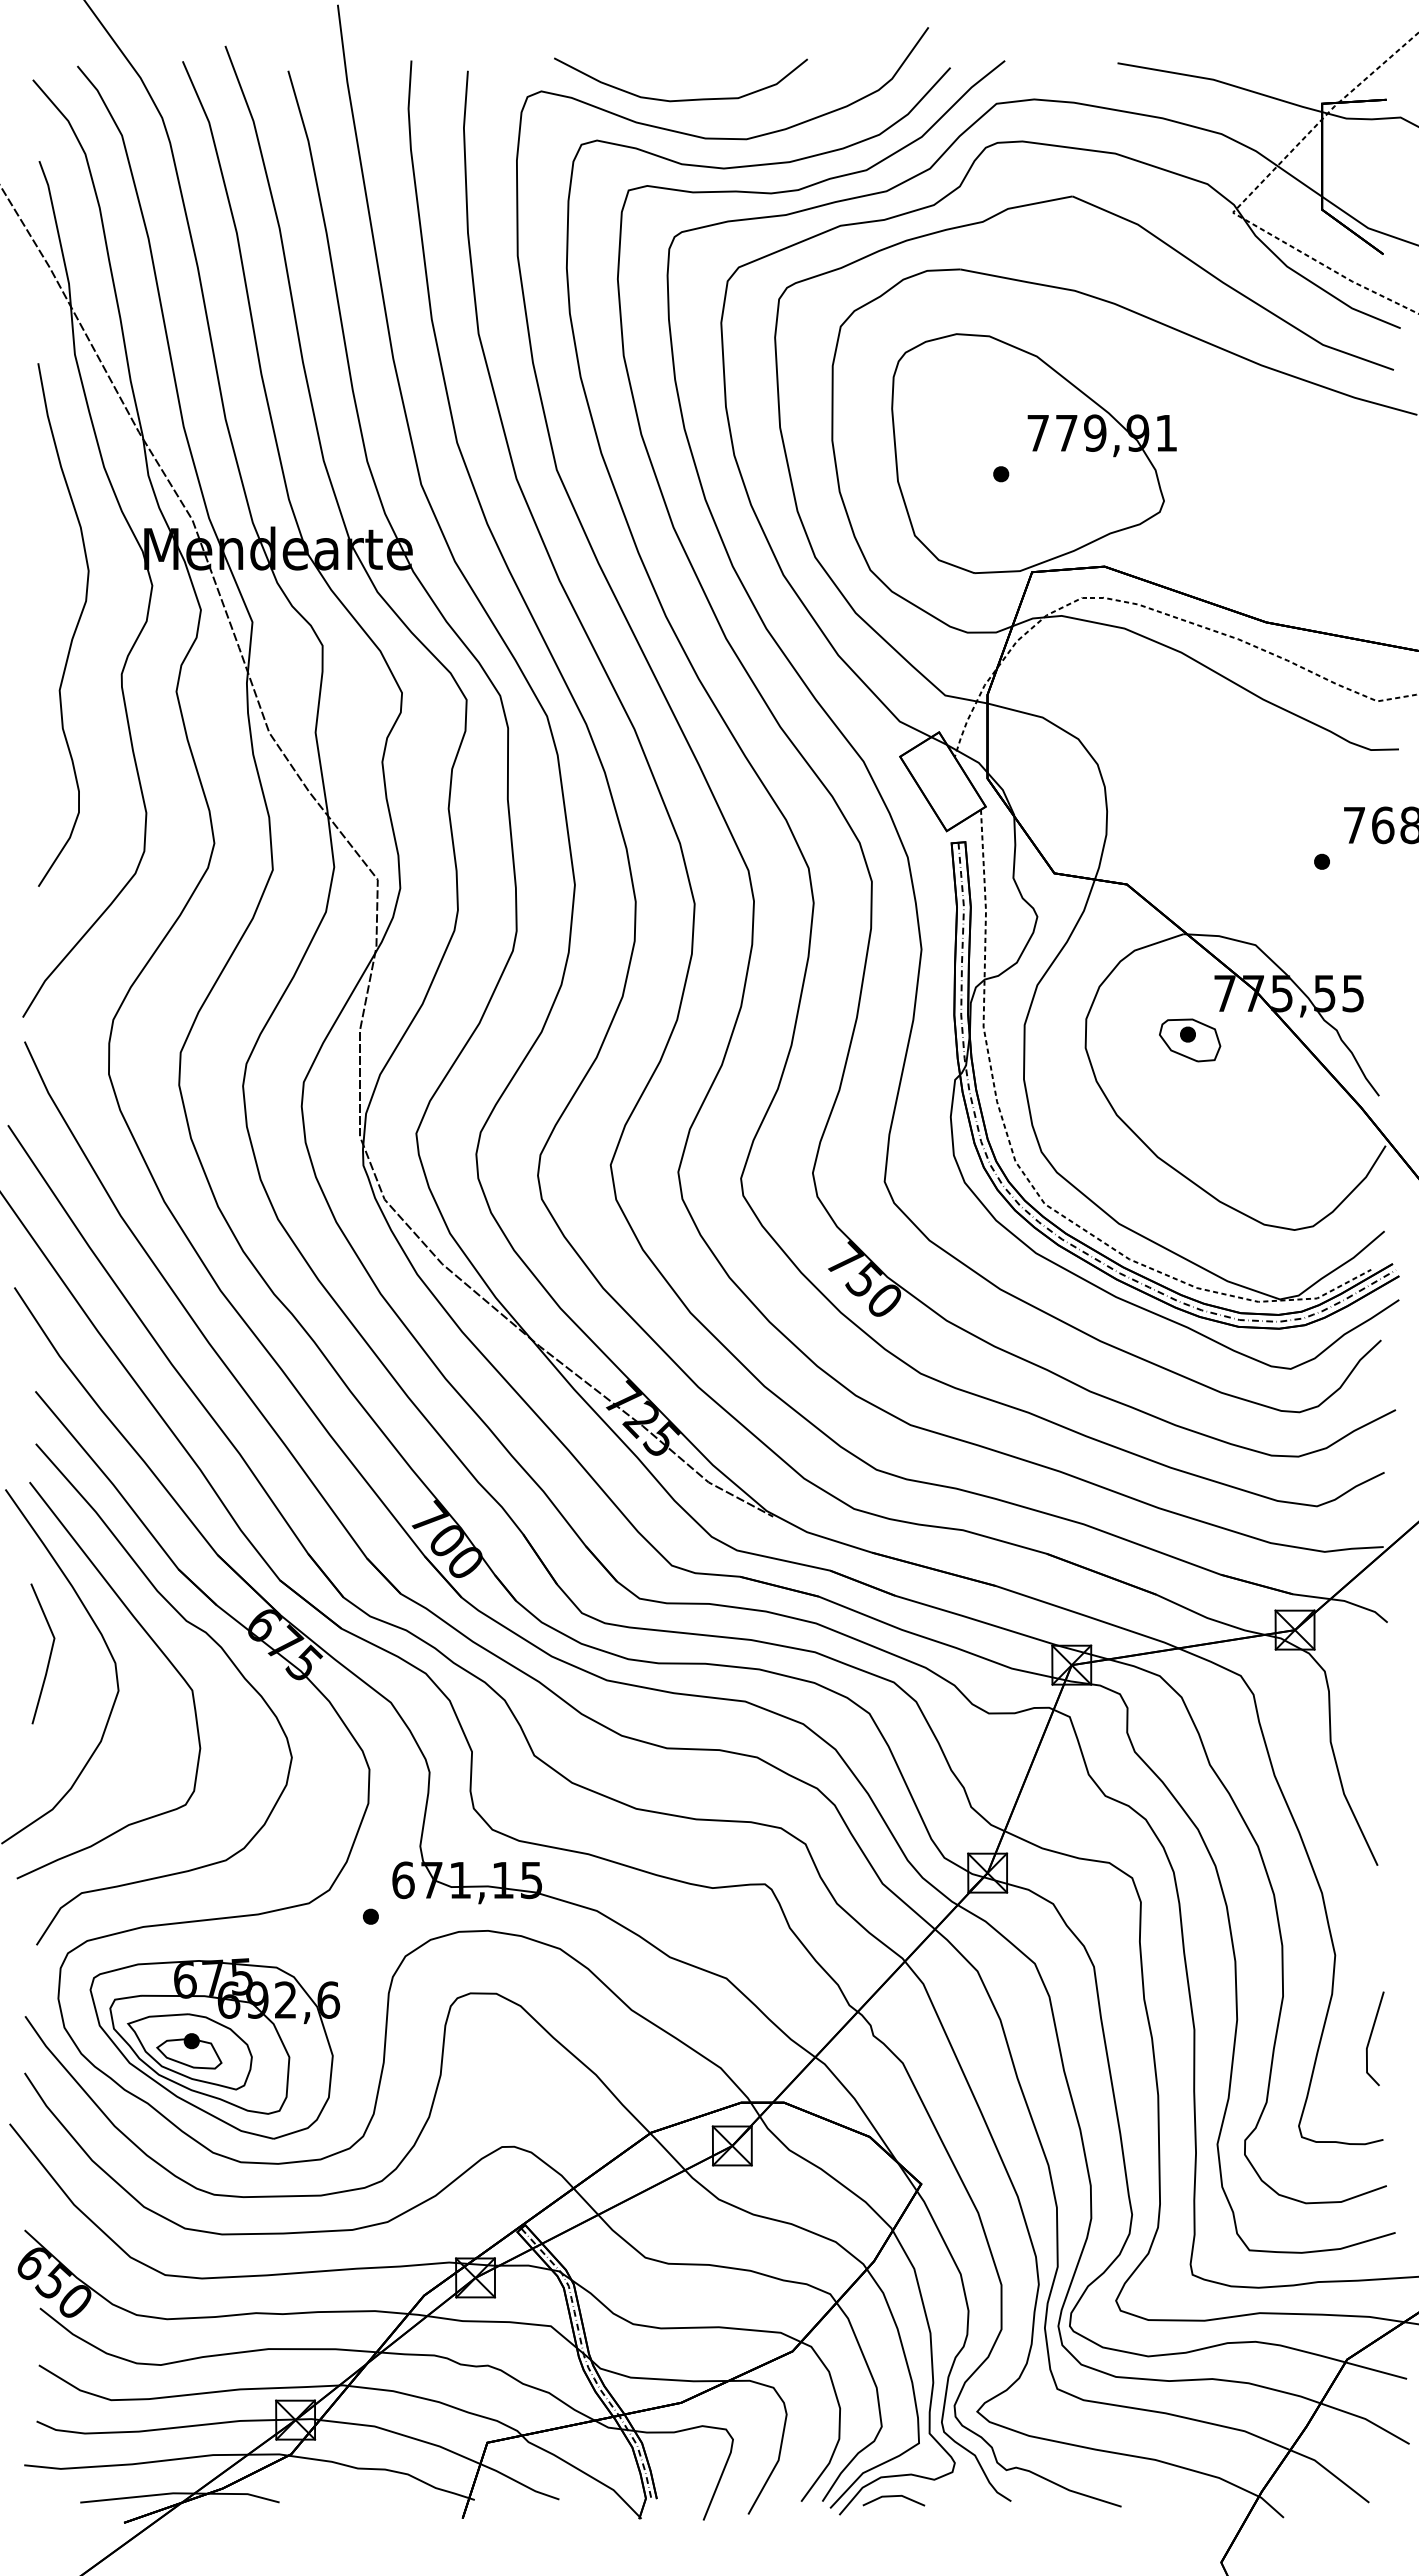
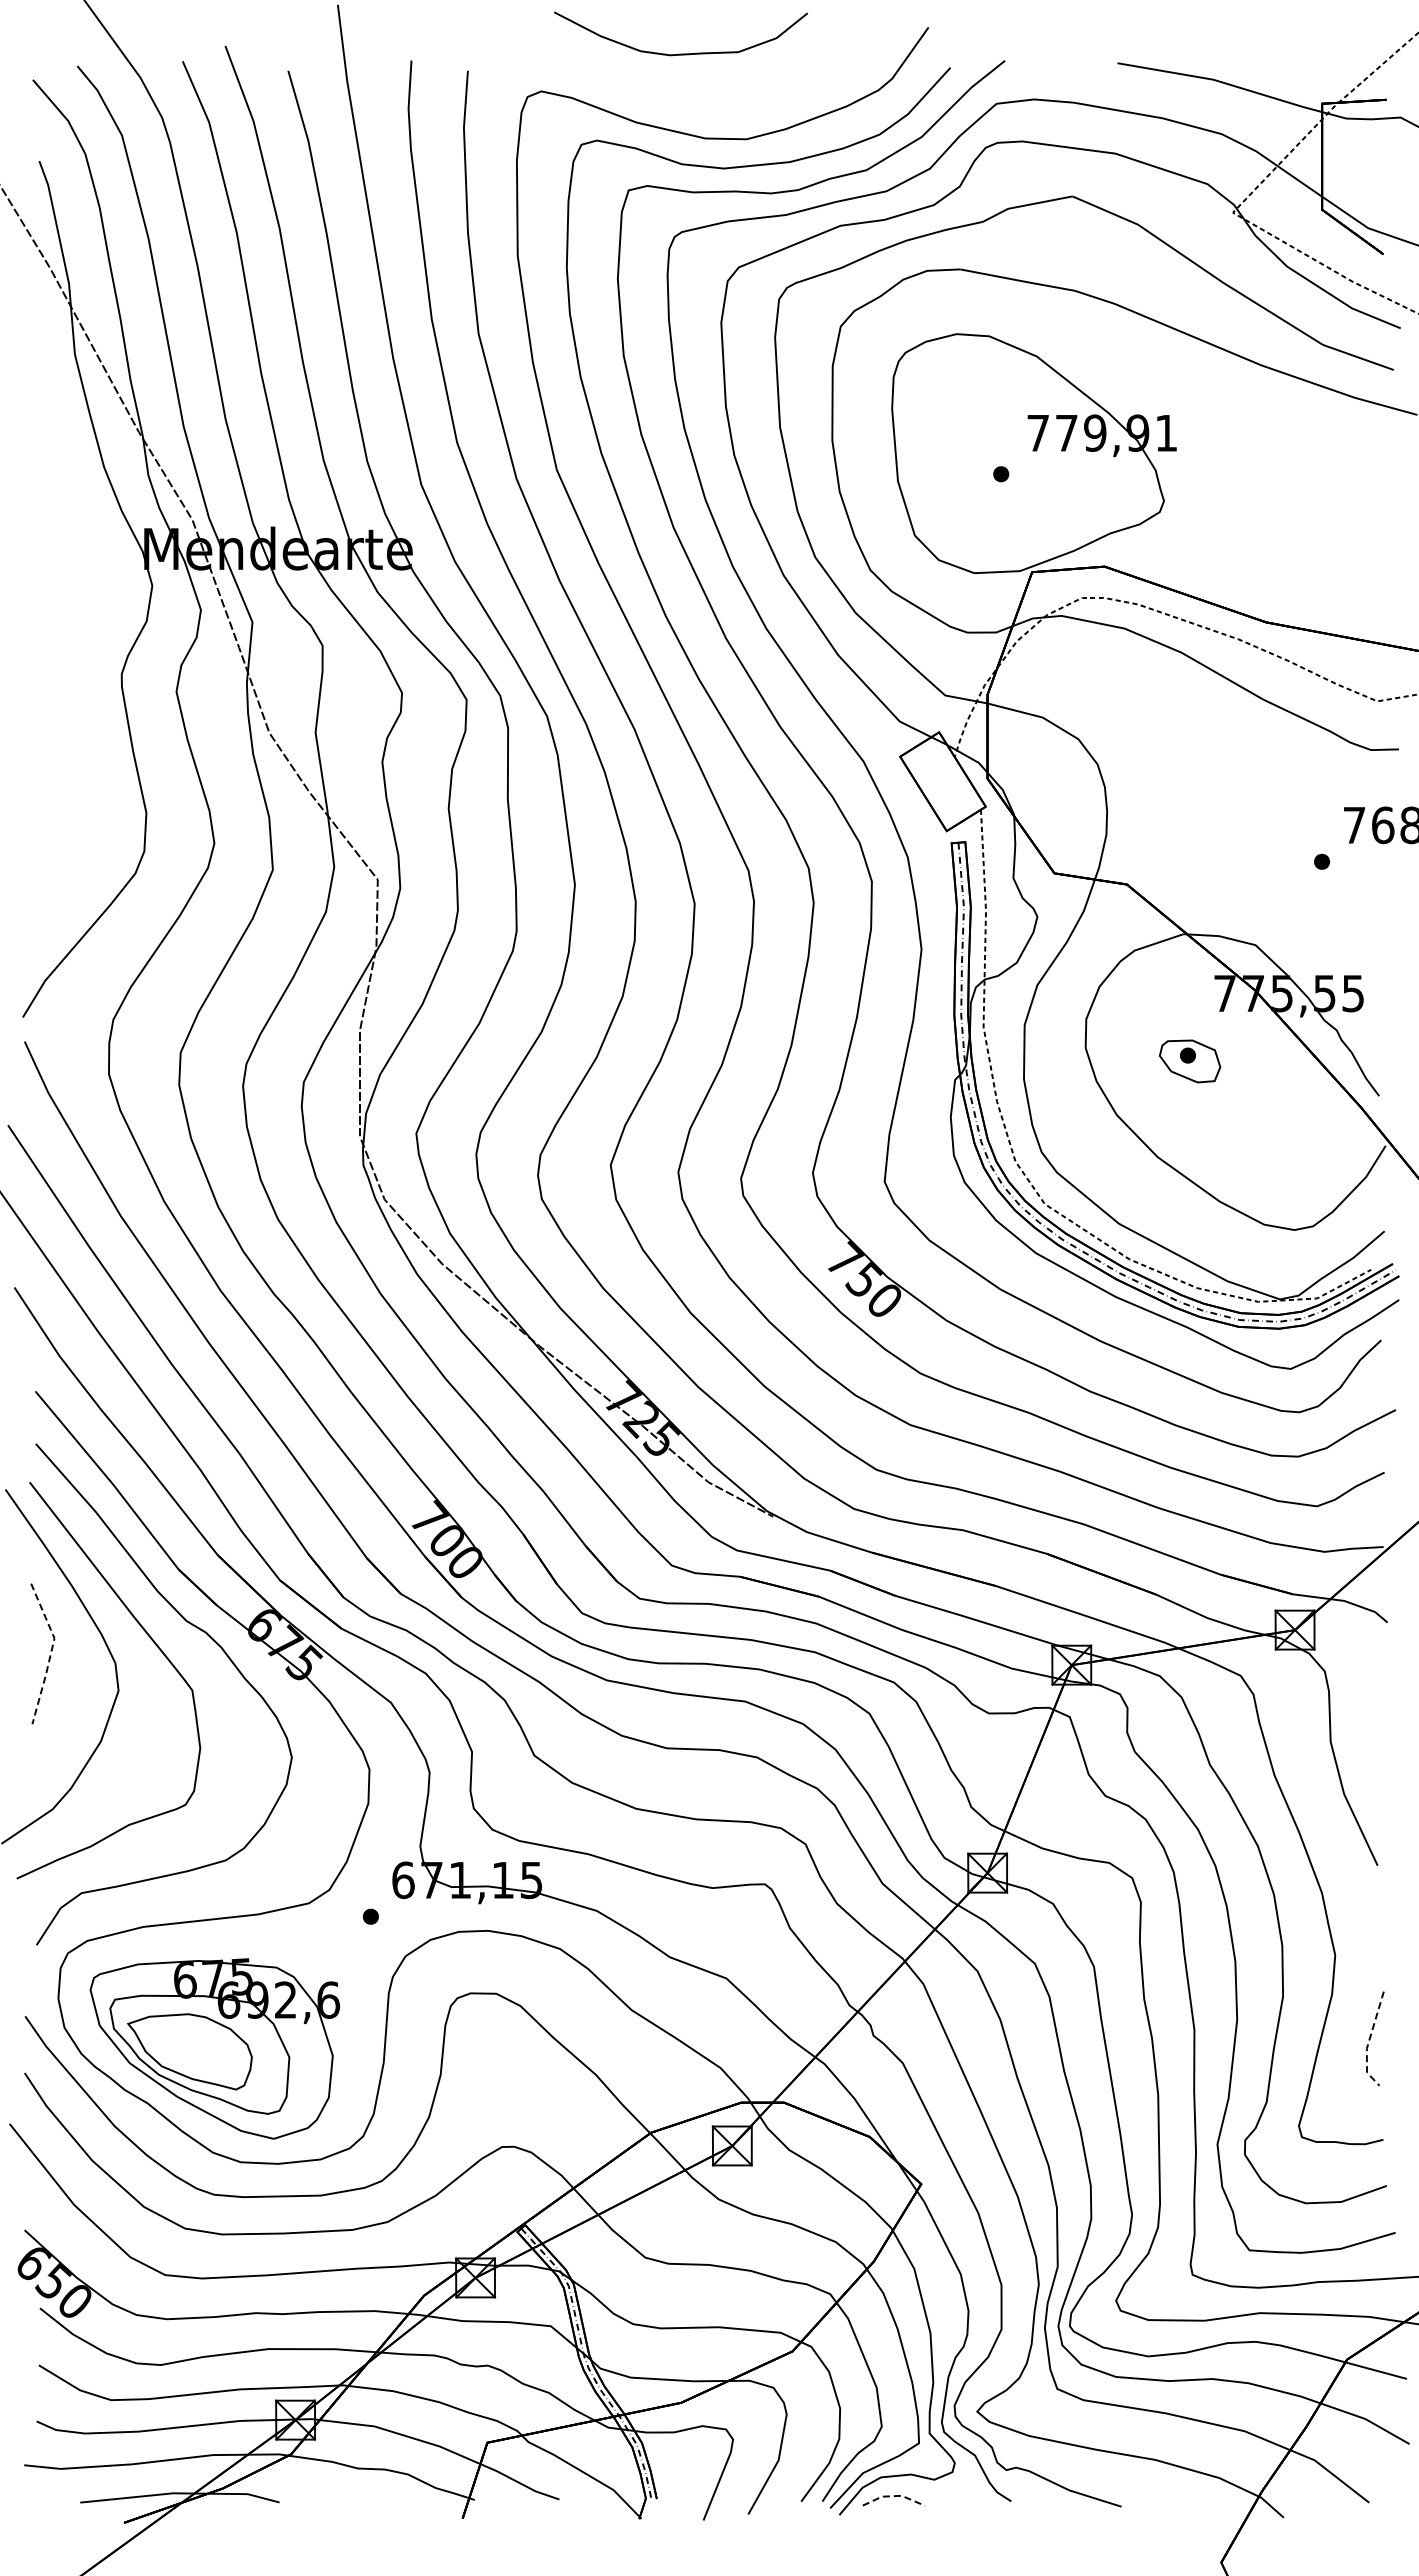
curve position: (680, 99) -> (680, 53) (680, 53)
curve: present -> none (74, 629)
part position: (1190, 1040) -> (1190, 1061) (1190, 1061)
line: solid -> dashed (51, 1652)
line: solid -> dashed (1368, 2042)
part: present -> none (189, 2051)
line: solid -> dashed (893, 2496)
